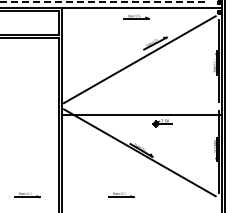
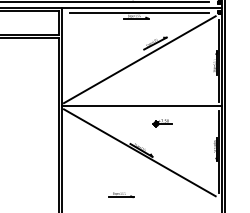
line: dashed -> solid (104, 1)
line: none -> present (139, 13)
line position: (141, 115) -> (141, 106) (141, 106)
part: present -> none (27, 195)
